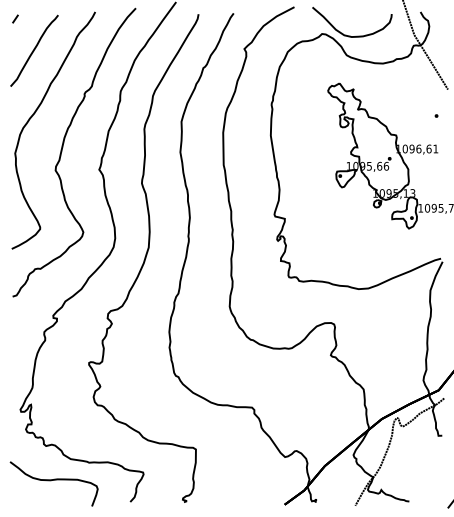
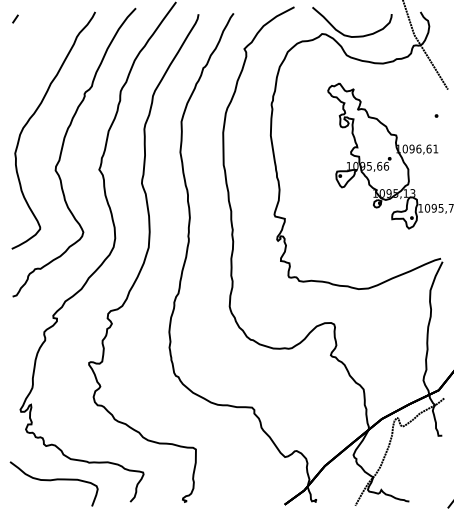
curve: present -> none (34, 50)
